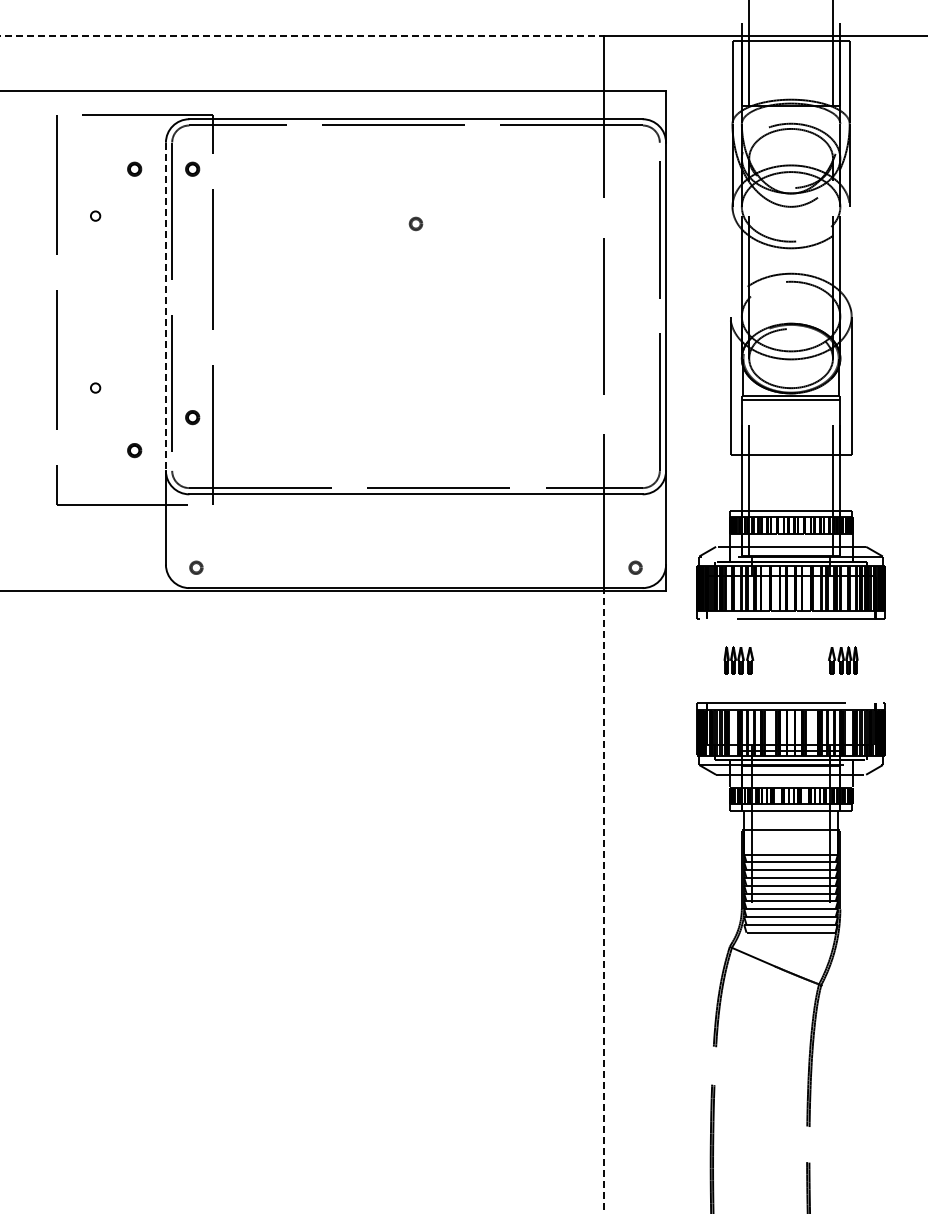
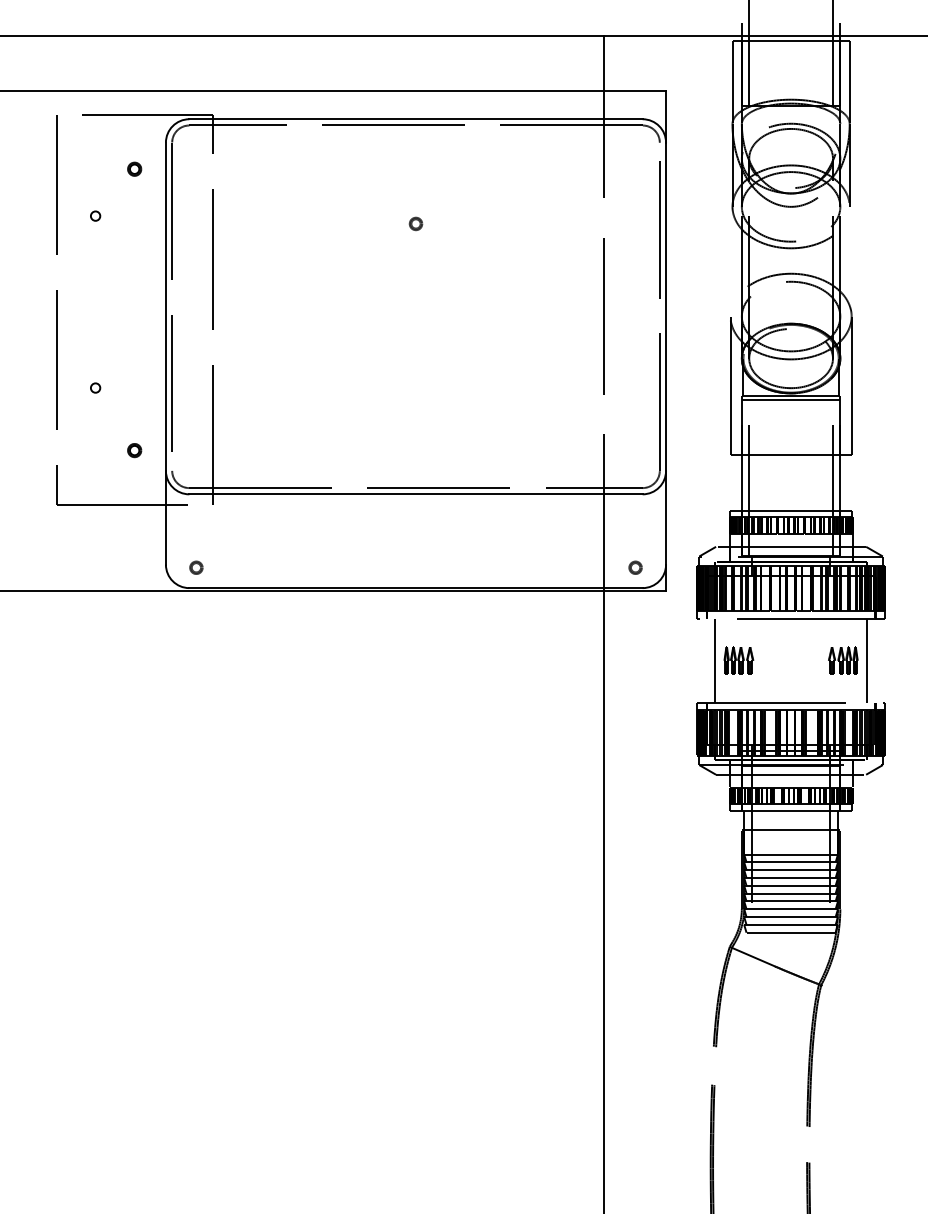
line: dashed -> solid (302, 36)
part: present -> none (192, 168)
line: dashed -> solid (165, 307)
part: present -> none (192, 417)
line: none -> present (715, 660)
line: none -> present (867, 660)
line: dashed -> solid (603, 902)
